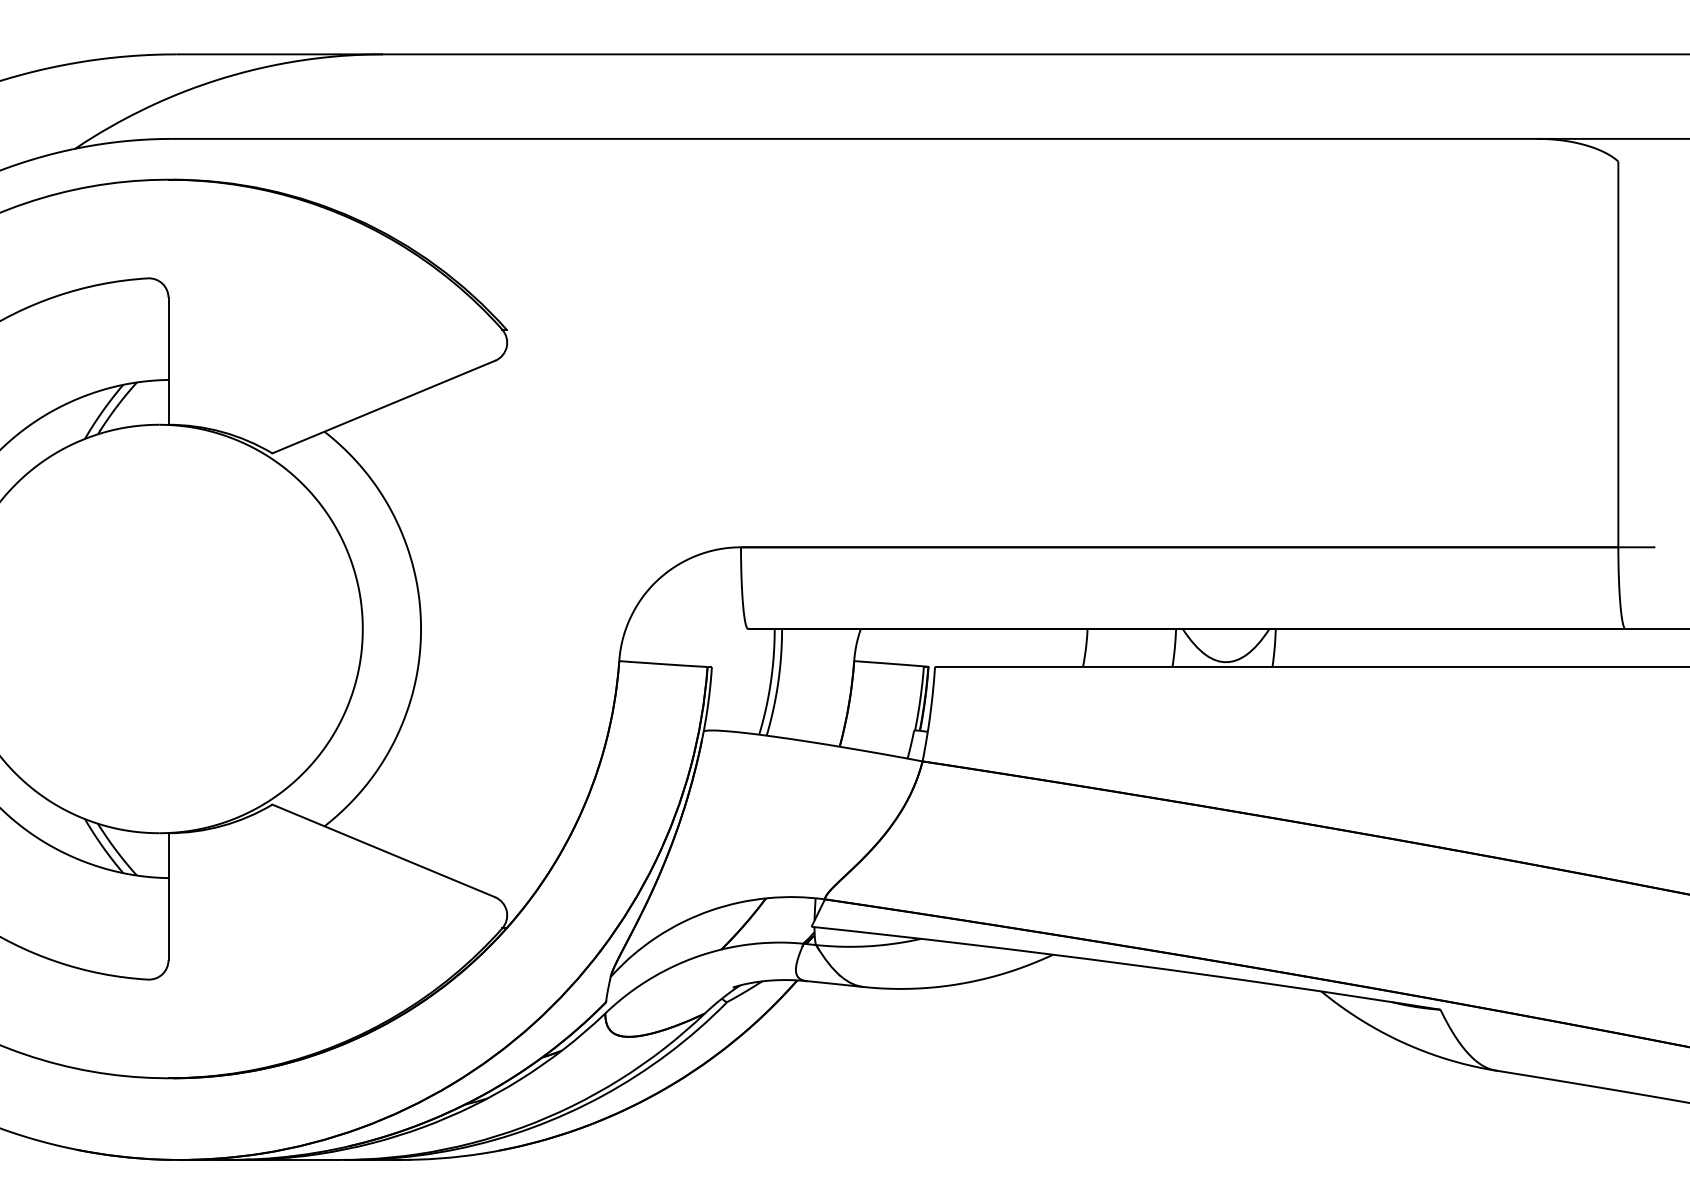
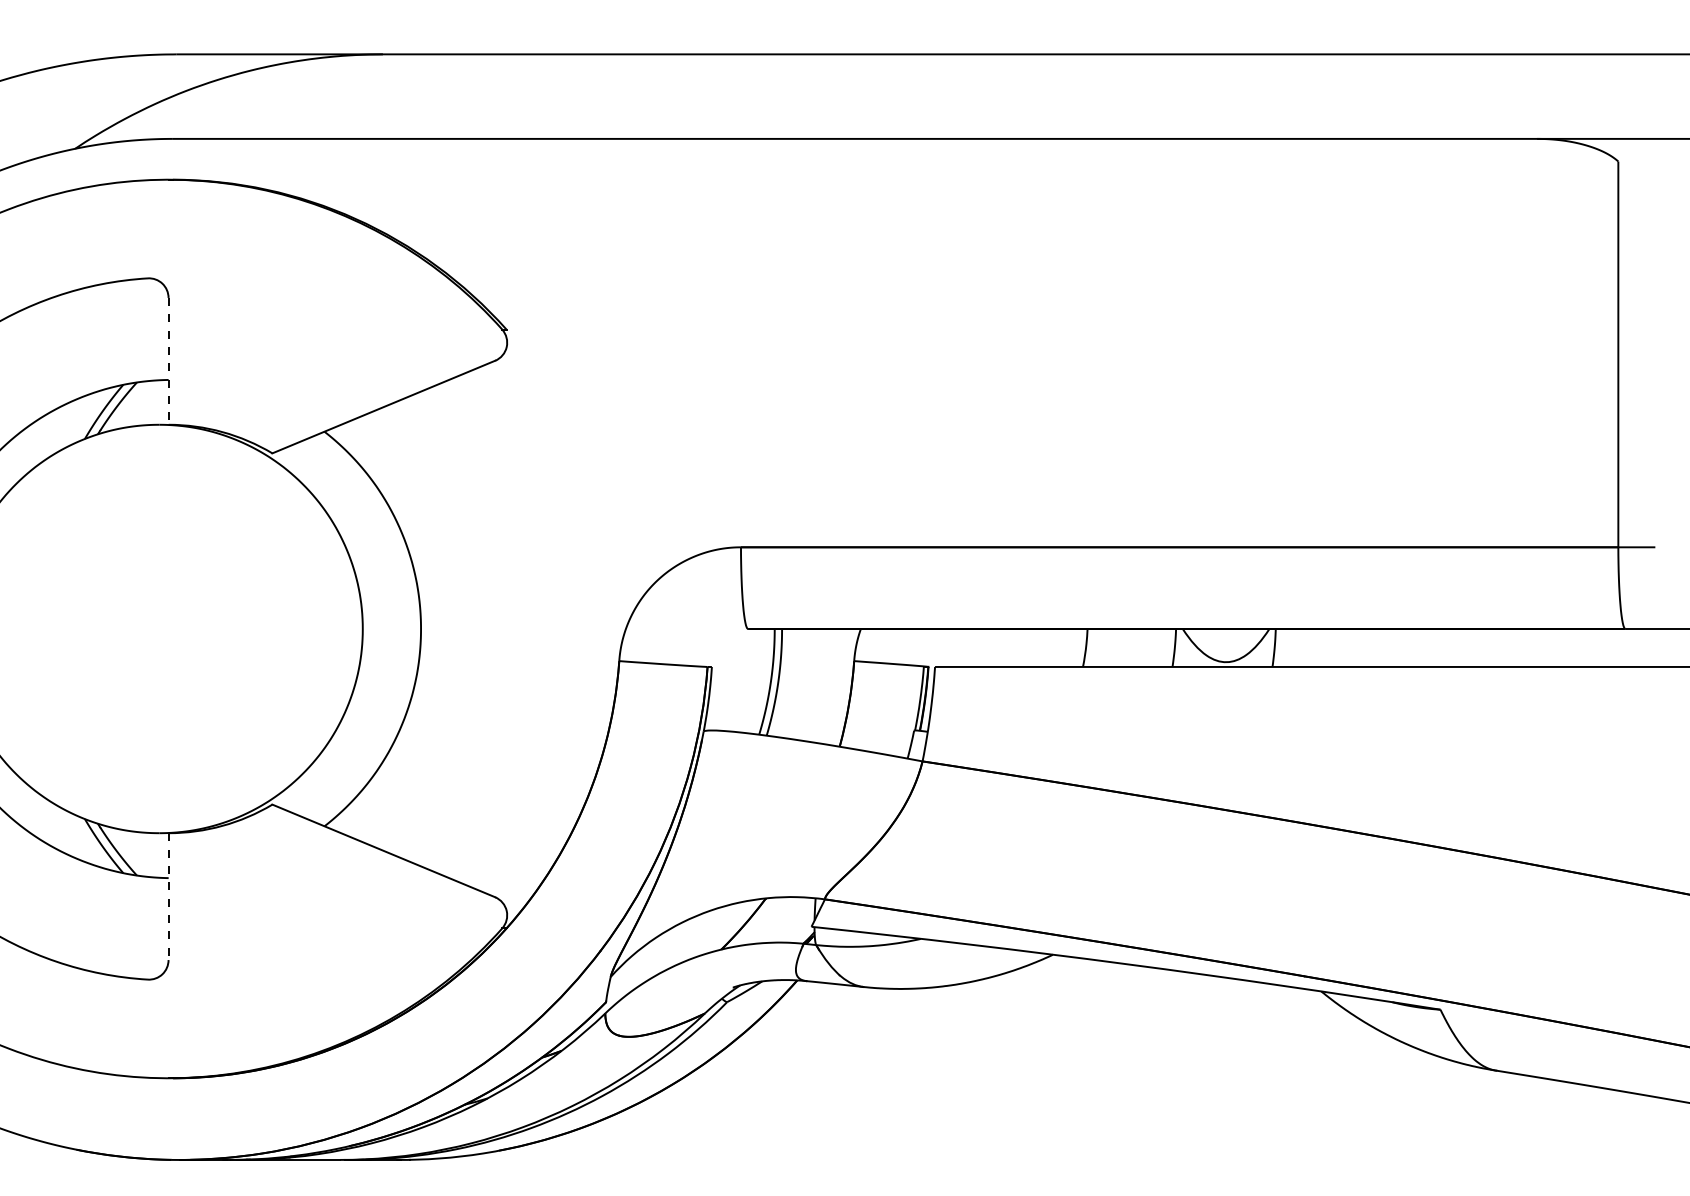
line: solid -> dashed (168, 361)
line: solid -> dashed (168, 897)
